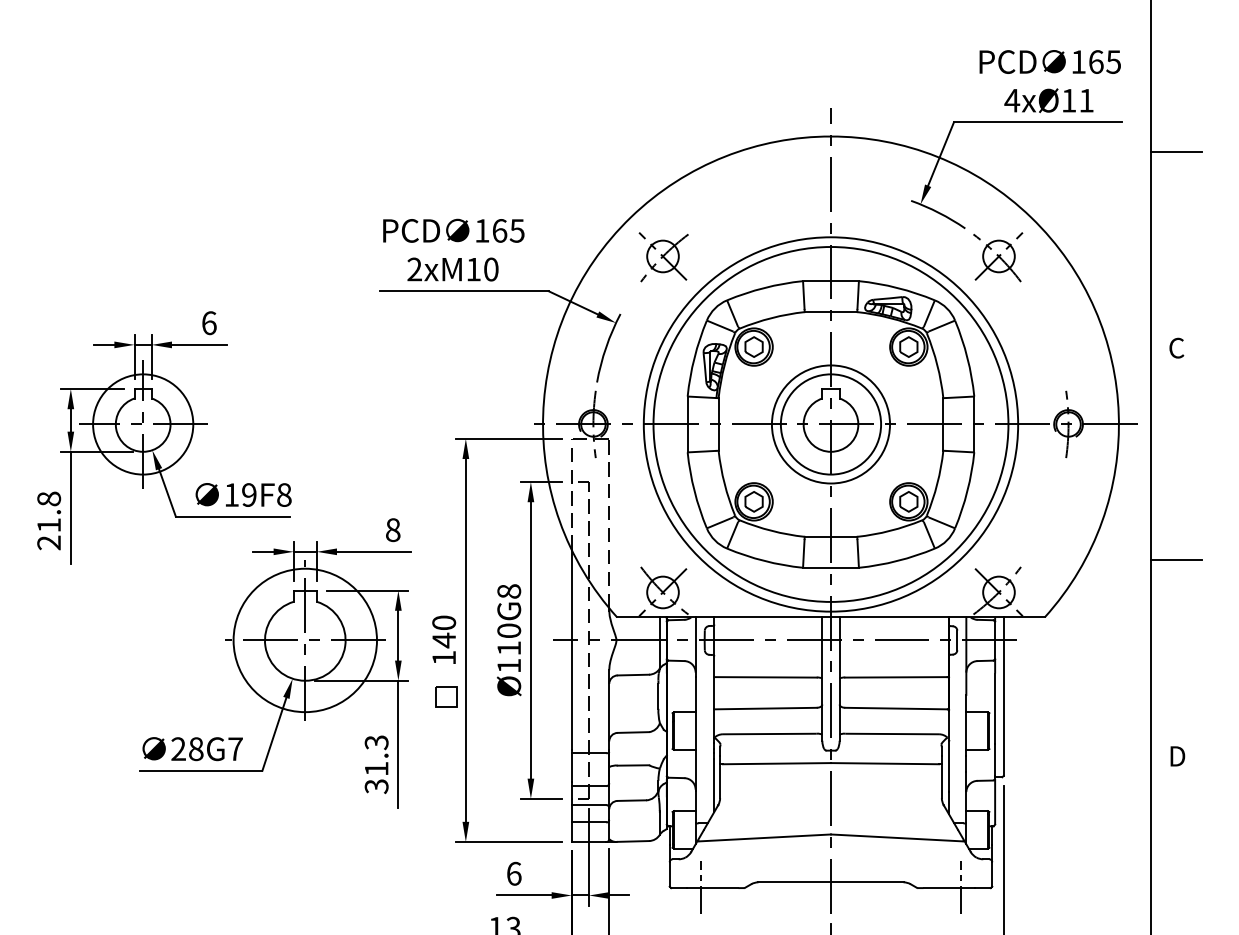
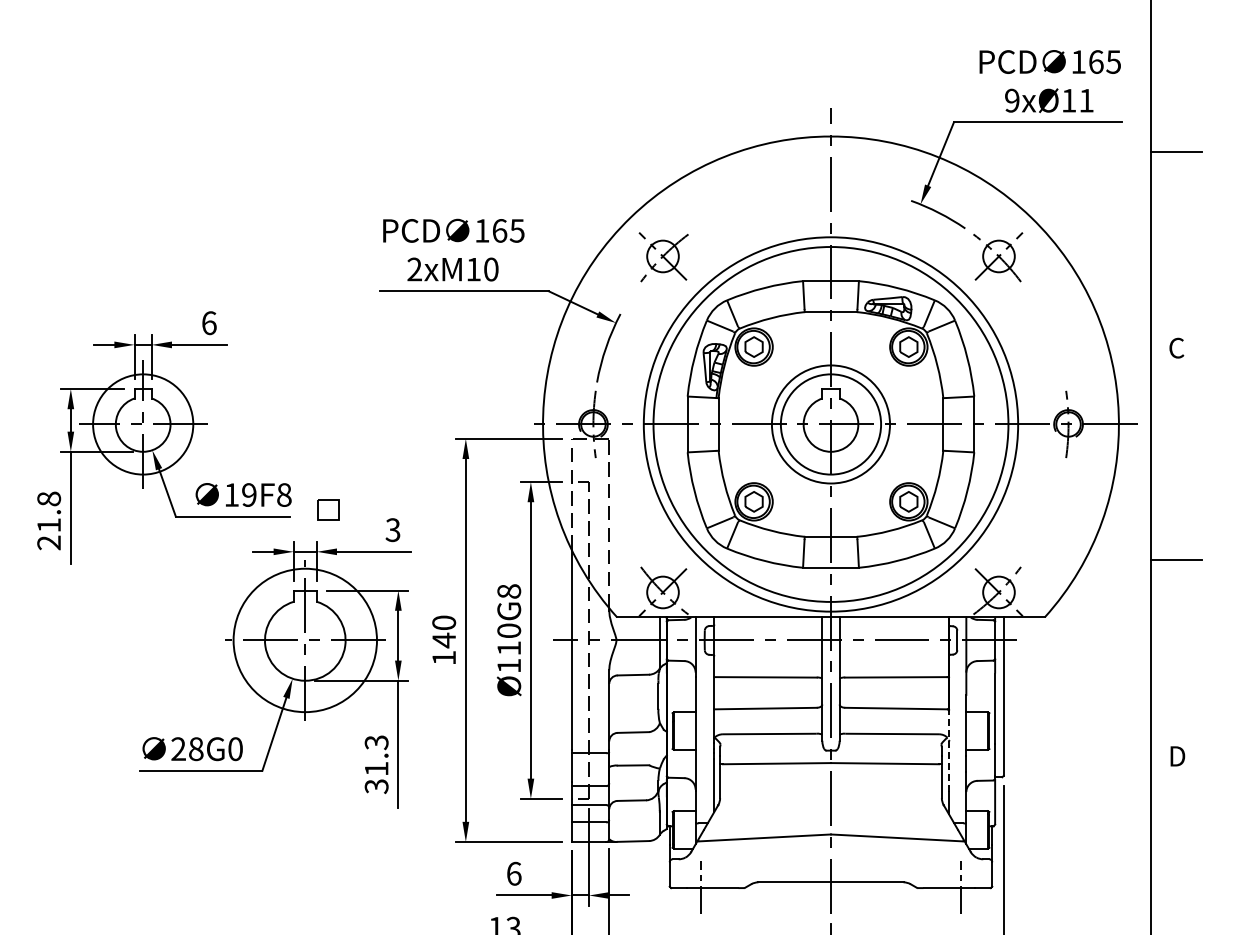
text: 4xØ11 -> 9xØ11 (1012, 100)
text: 8 -> 3 (392, 529)
part position: (446, 696) -> (328, 509) (328, 509)
text: 28G7 -> 28G0 (235, 749)
line: solid -> dashed (949, 751)
